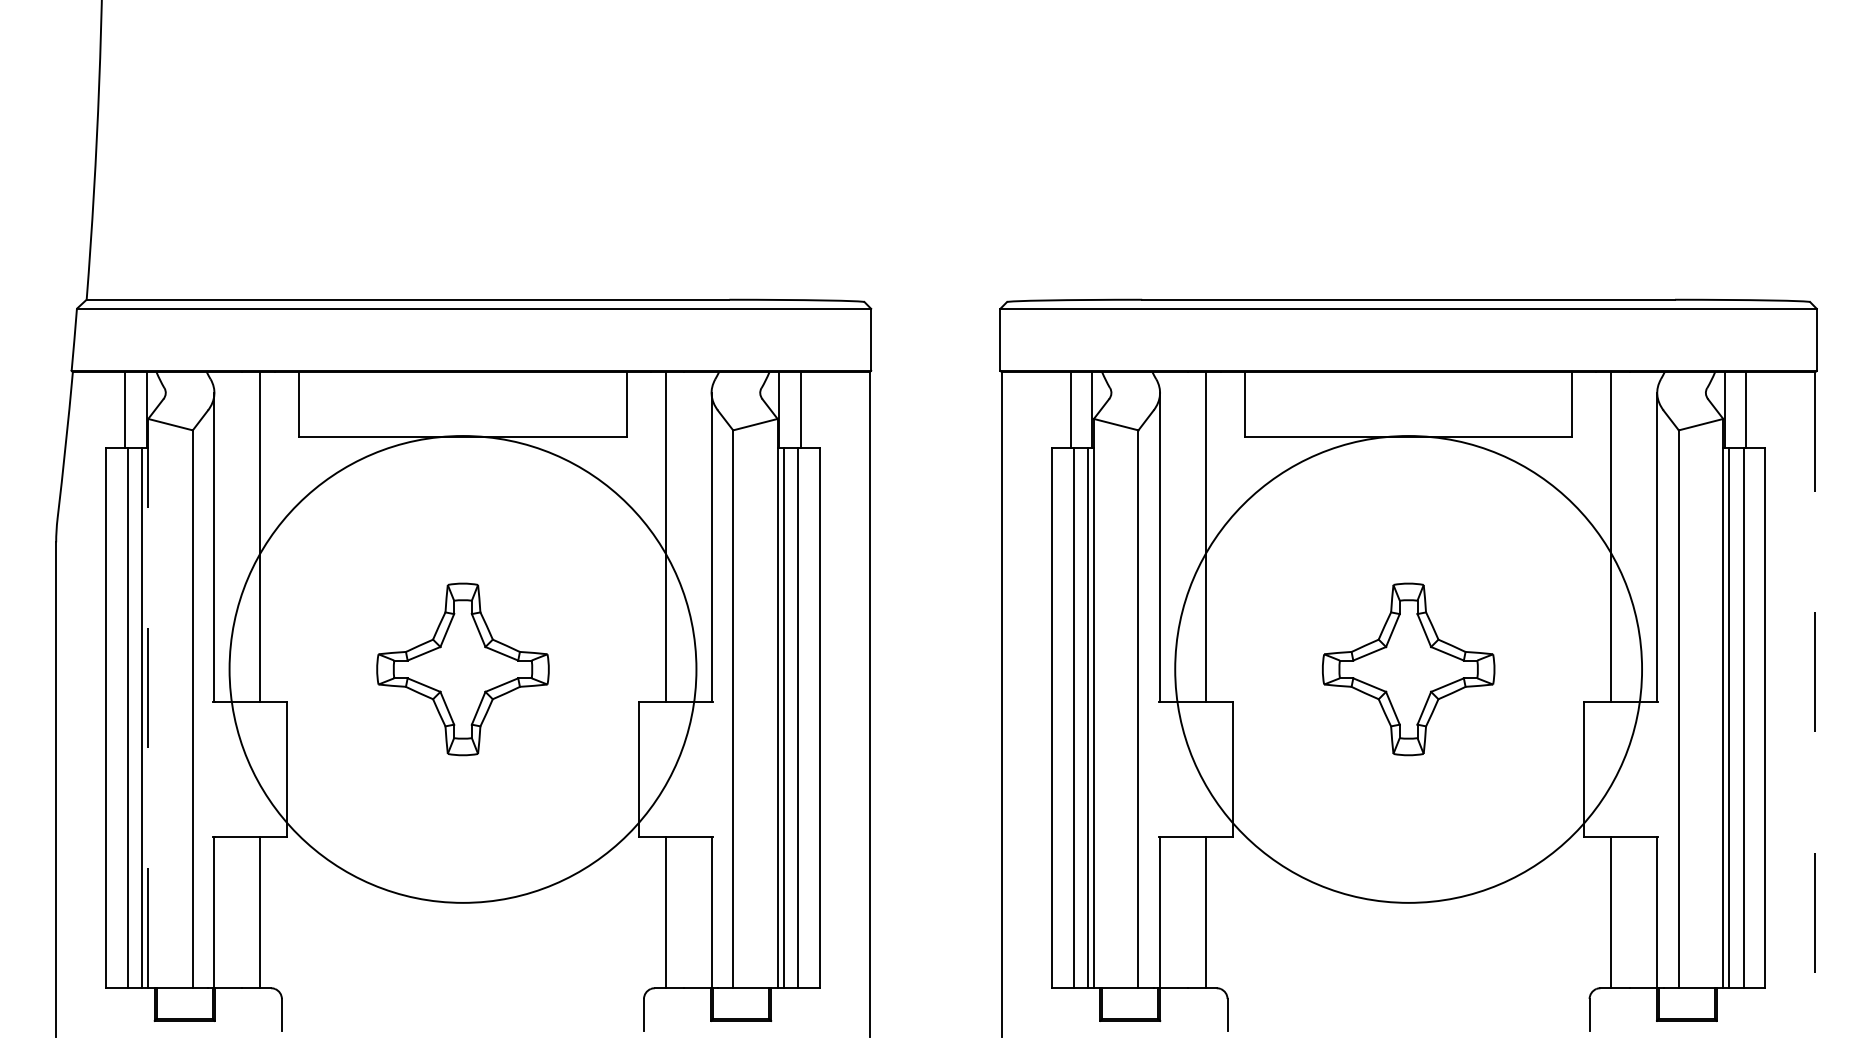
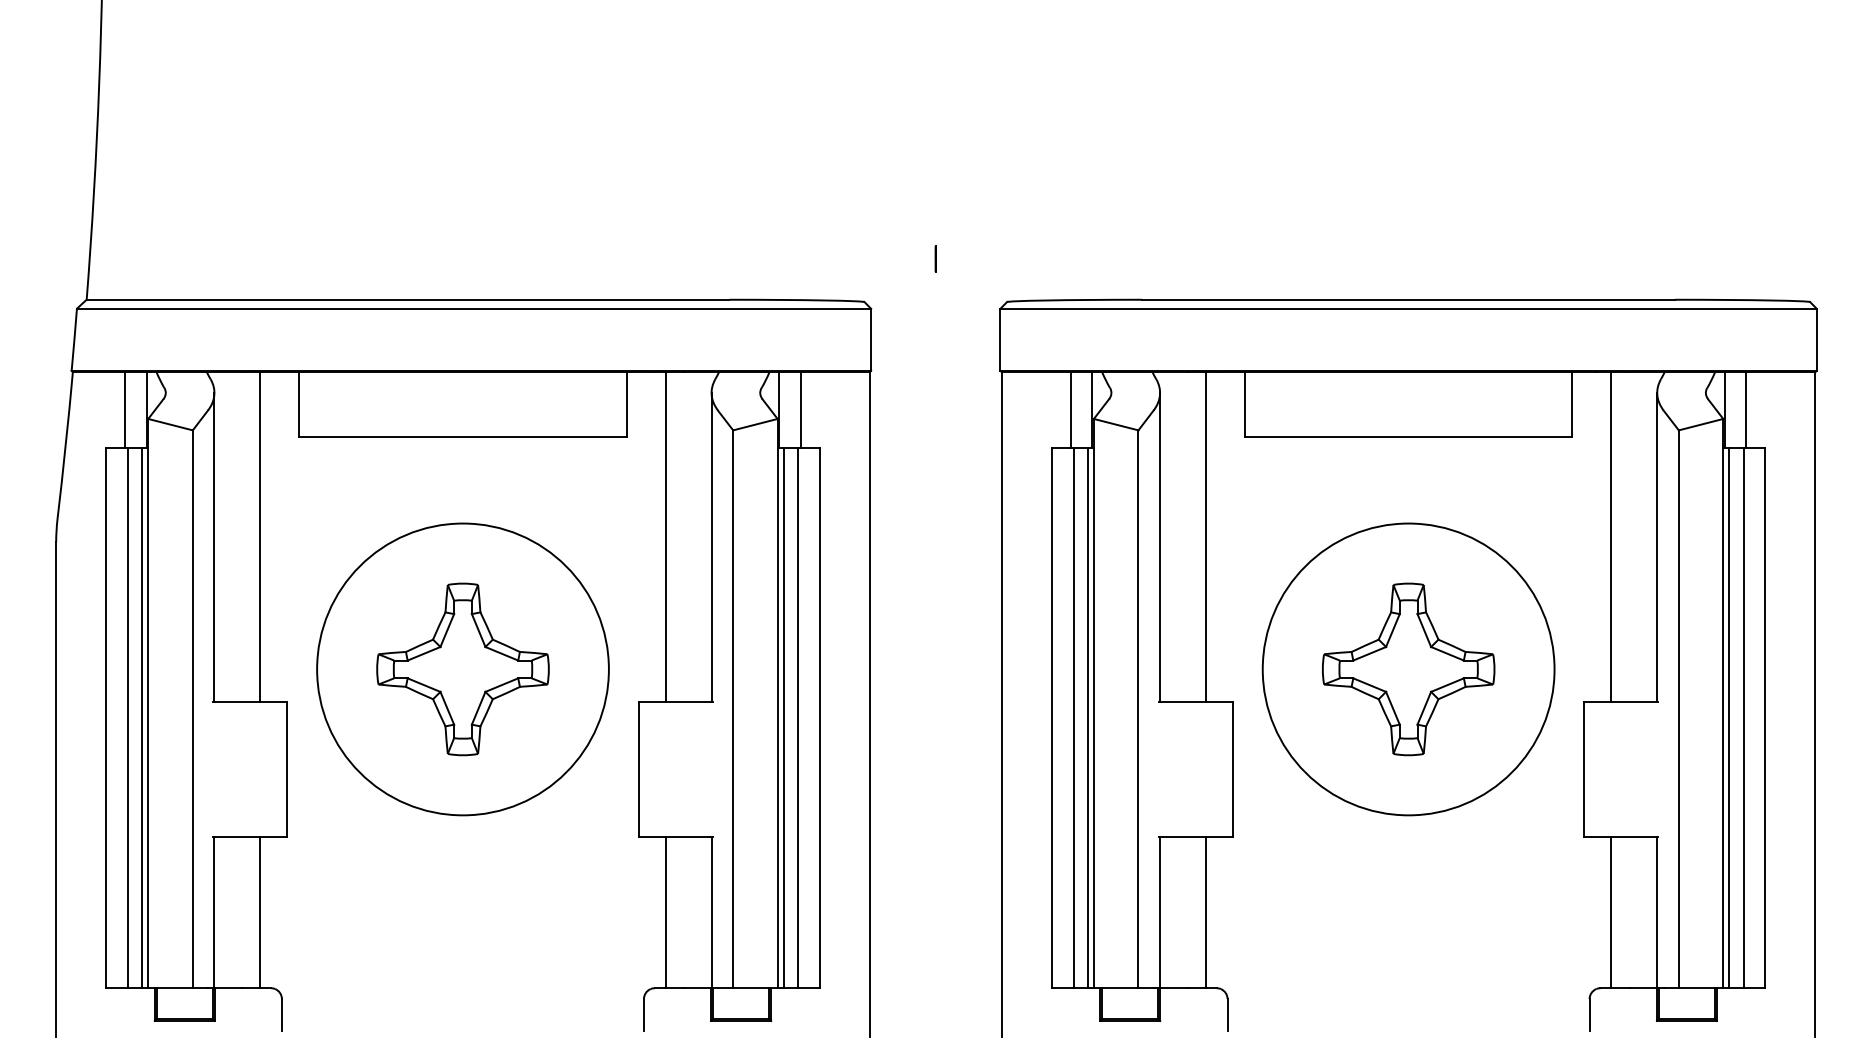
line: none -> present (935, 258)
circle diameter: 467 px -> 292 px (462, 669)
circle diameter: 467 px -> 292 px (1408, 669)
line: dashed -> solid (148, 703)
line: dashed -> solid (1815, 705)
